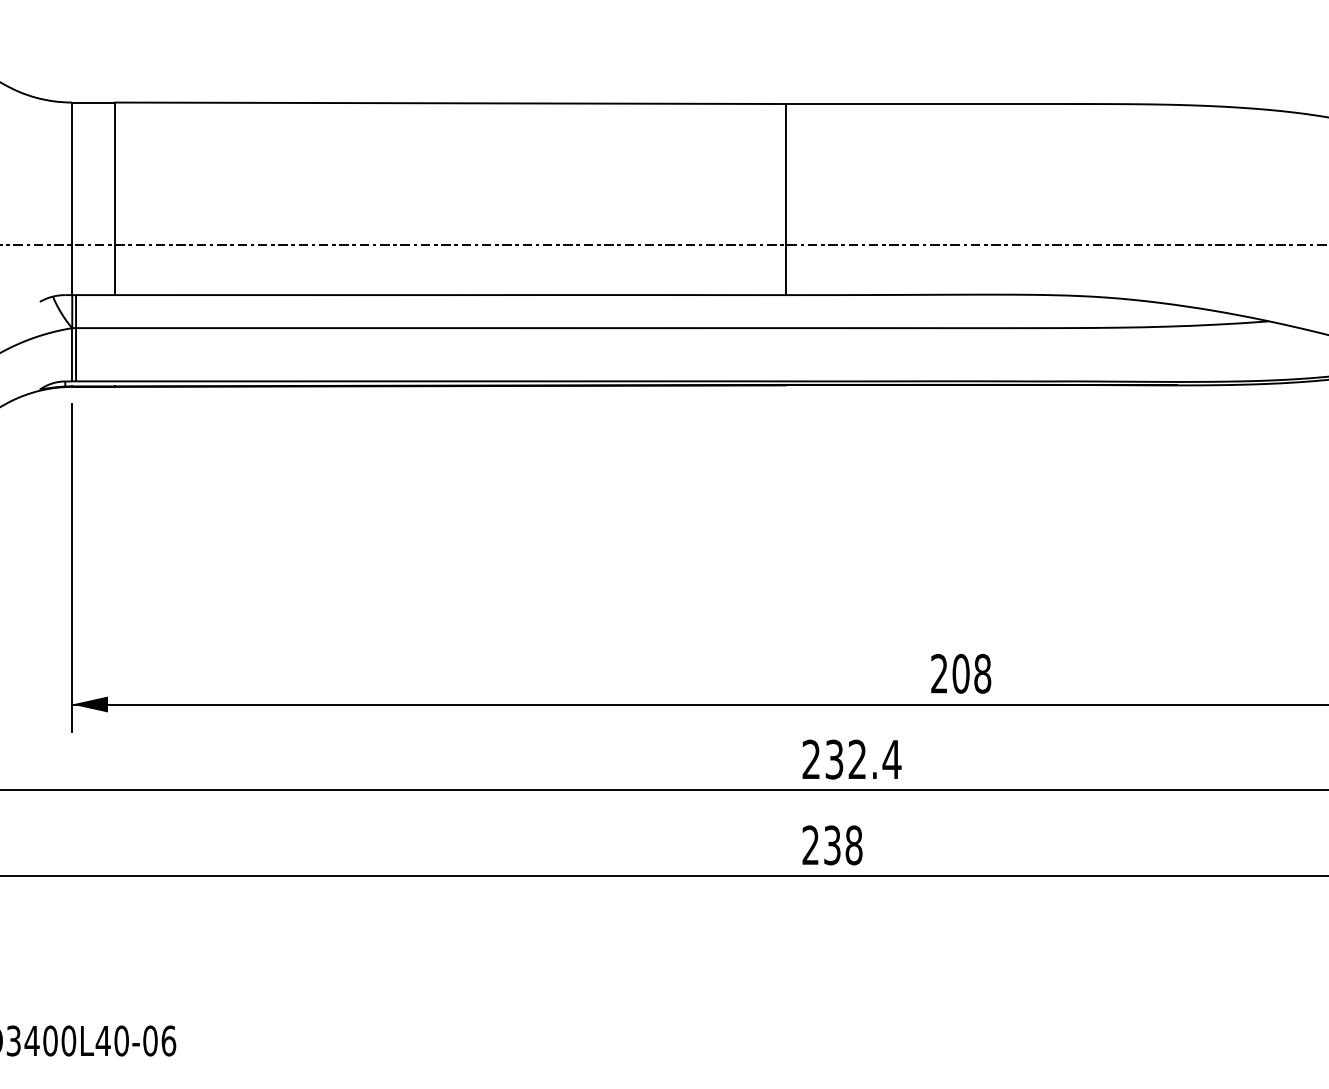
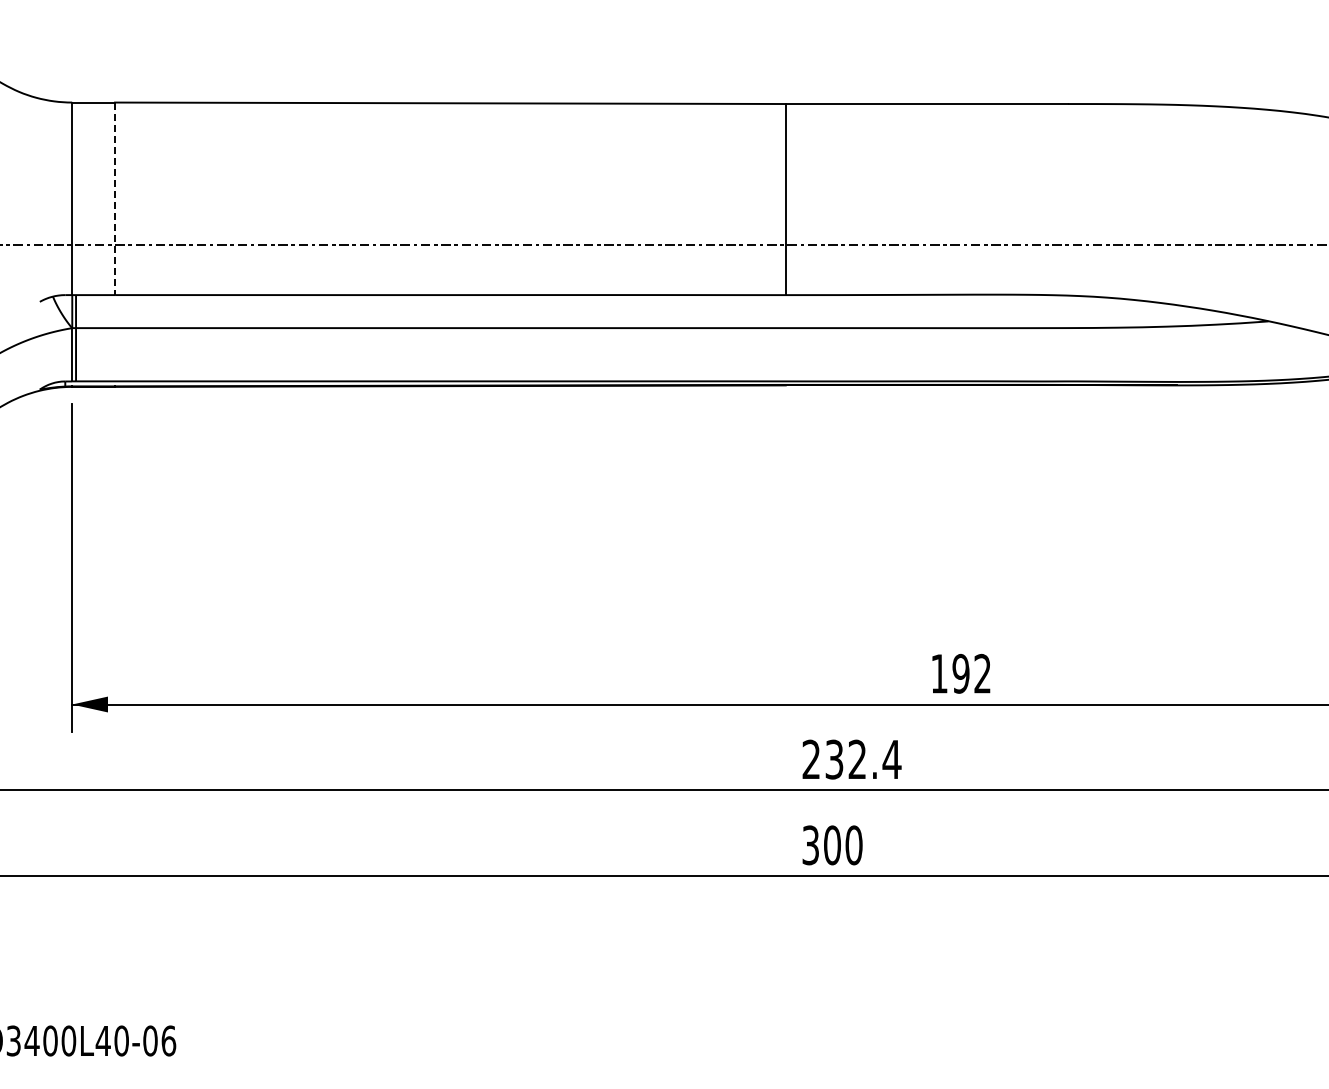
line: solid -> dashed (115, 199)
text: 208 -> 192 (961, 673)
text: 238 -> 300 (832, 845)
